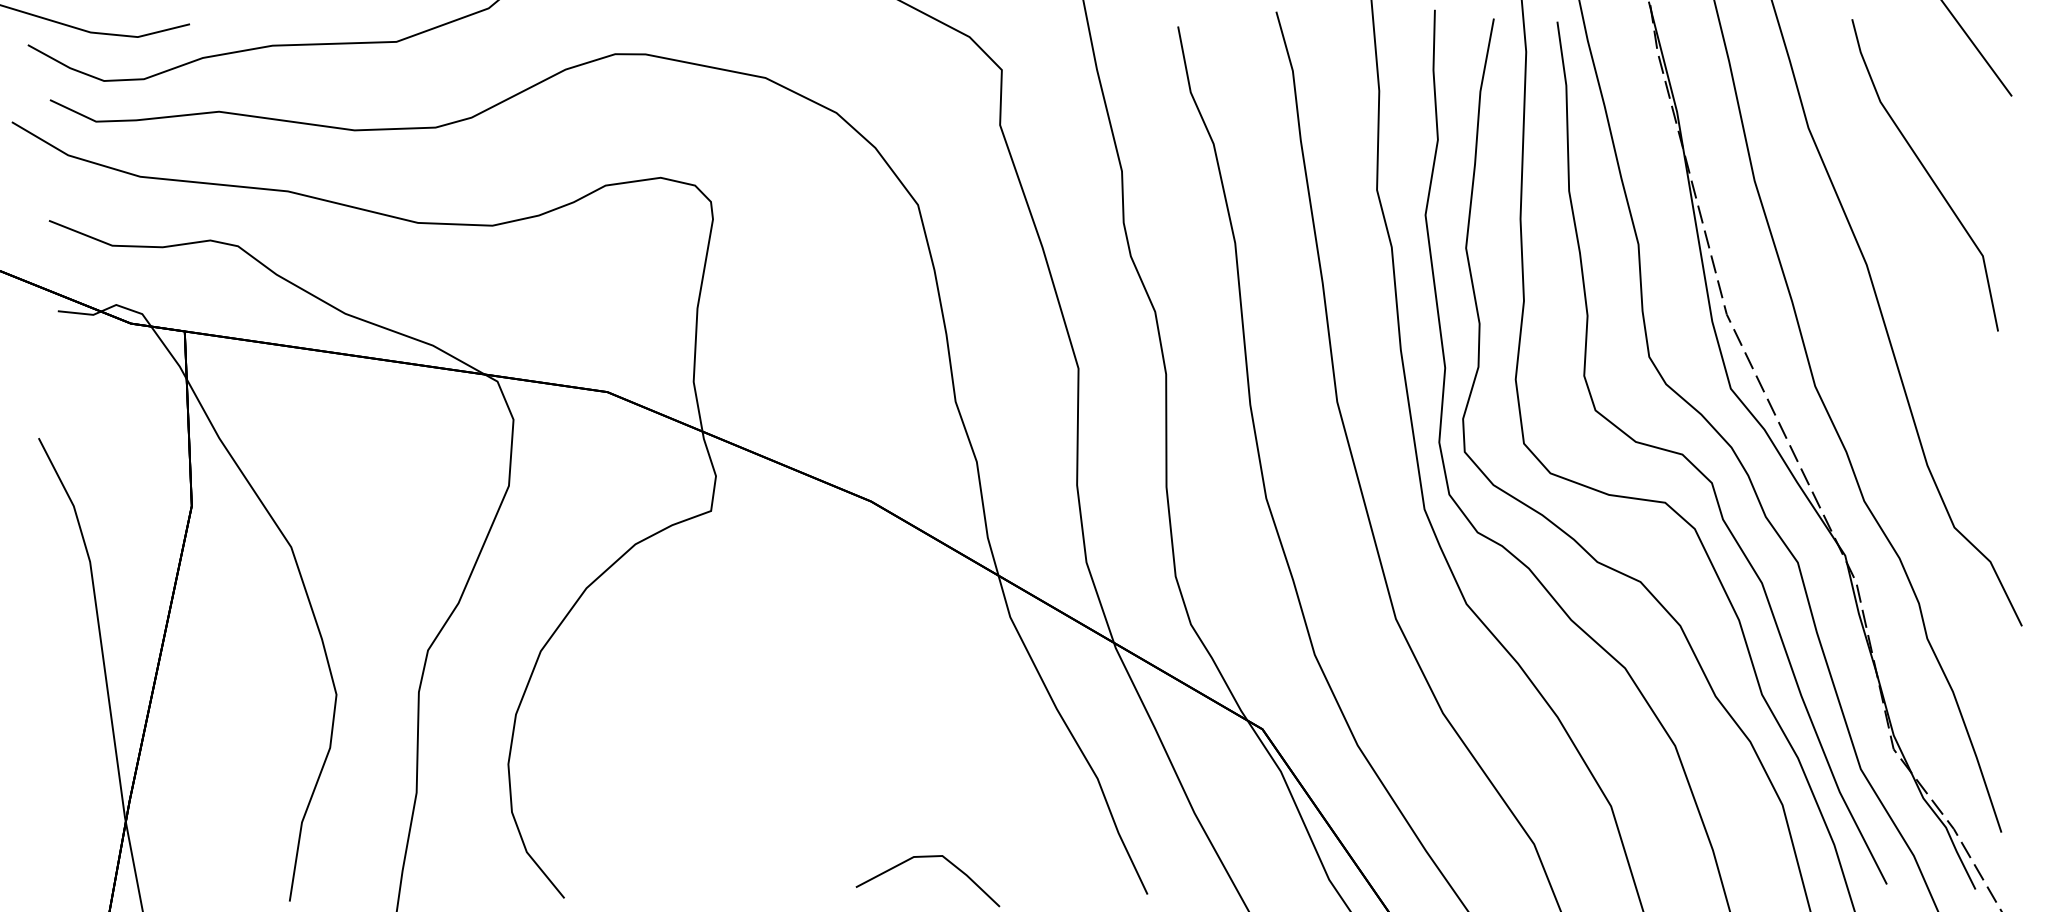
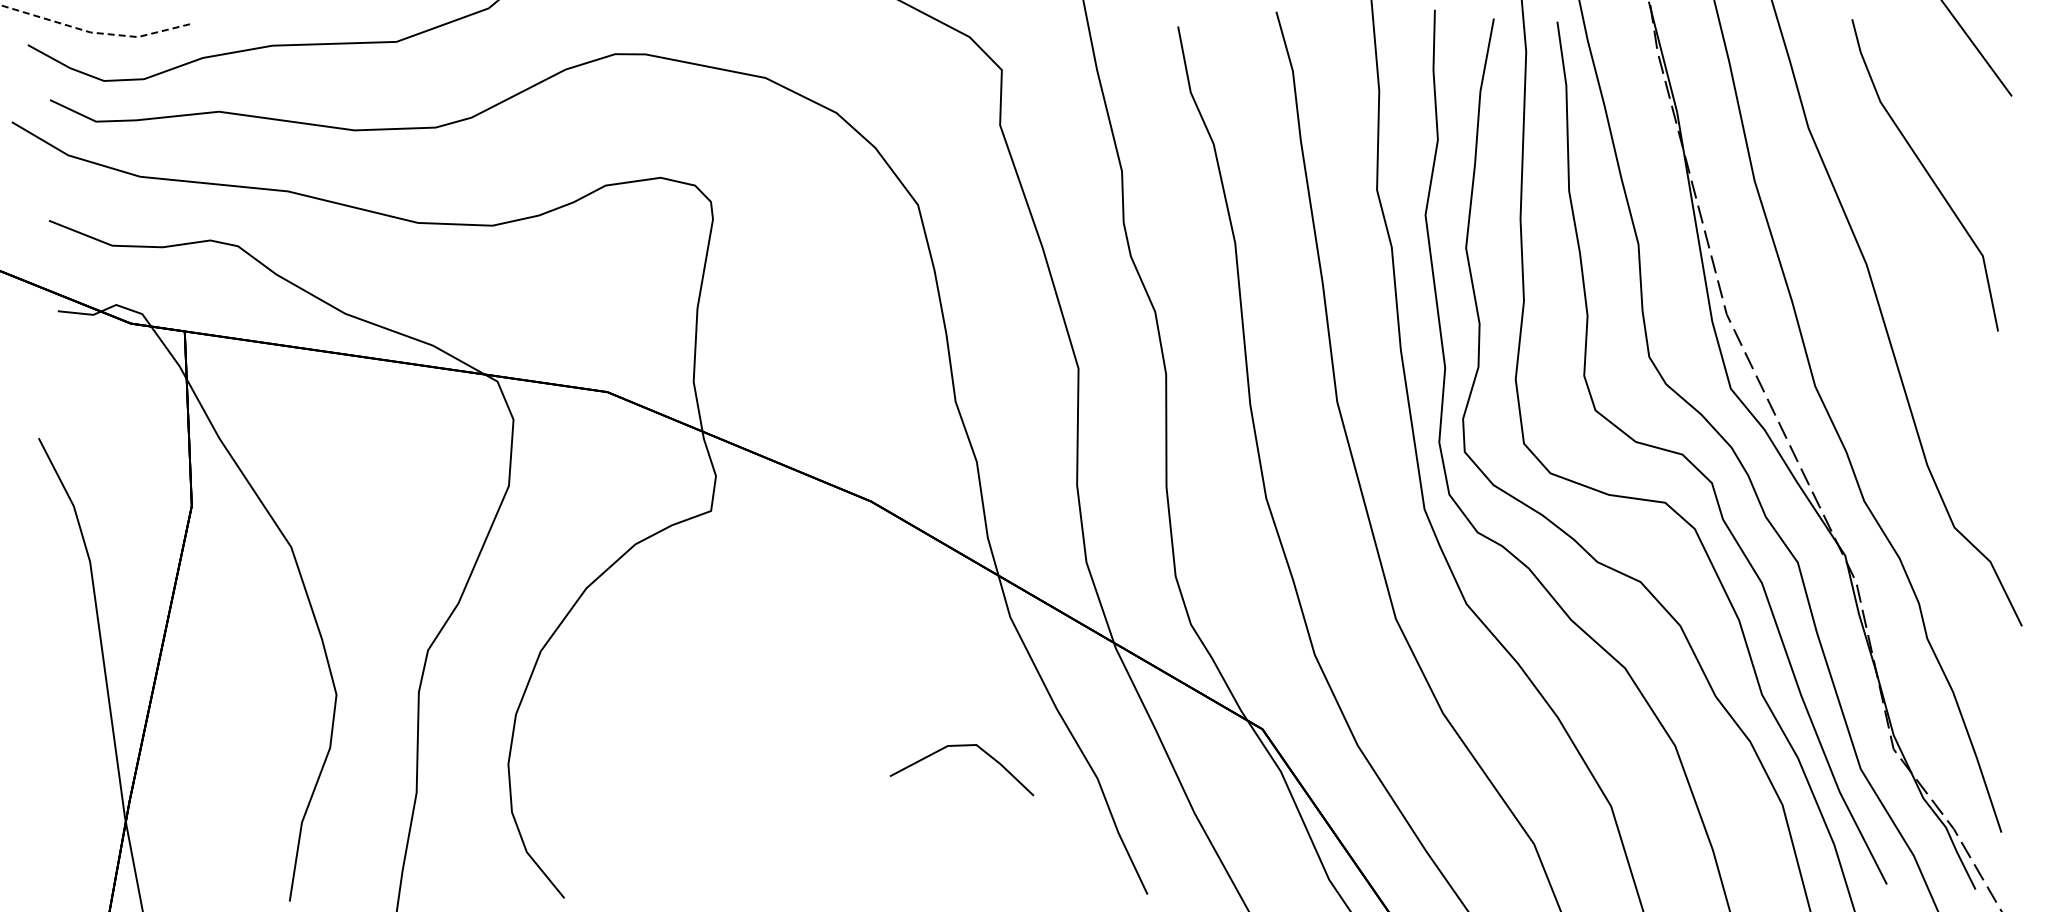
line: solid -> dashed (94, 32)
line position: (927, 857) -> (961, 746) (961, 746)
